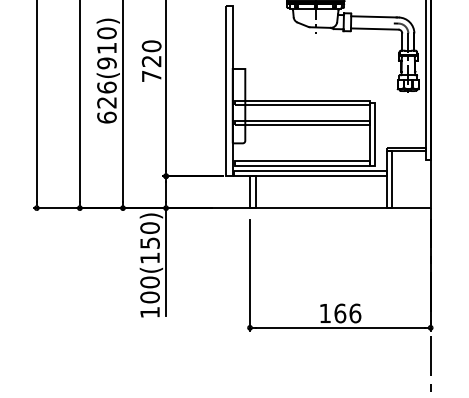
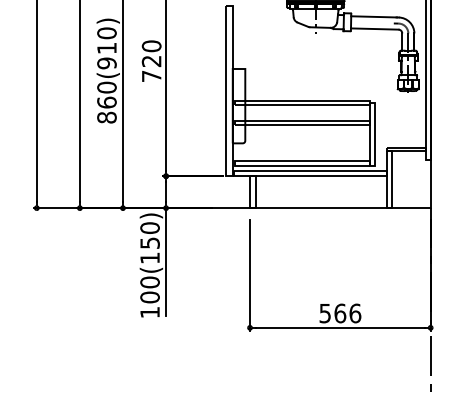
text: 626(910) -> 860(910) (106, 102)
text: 166 -> 566 (324, 313)
